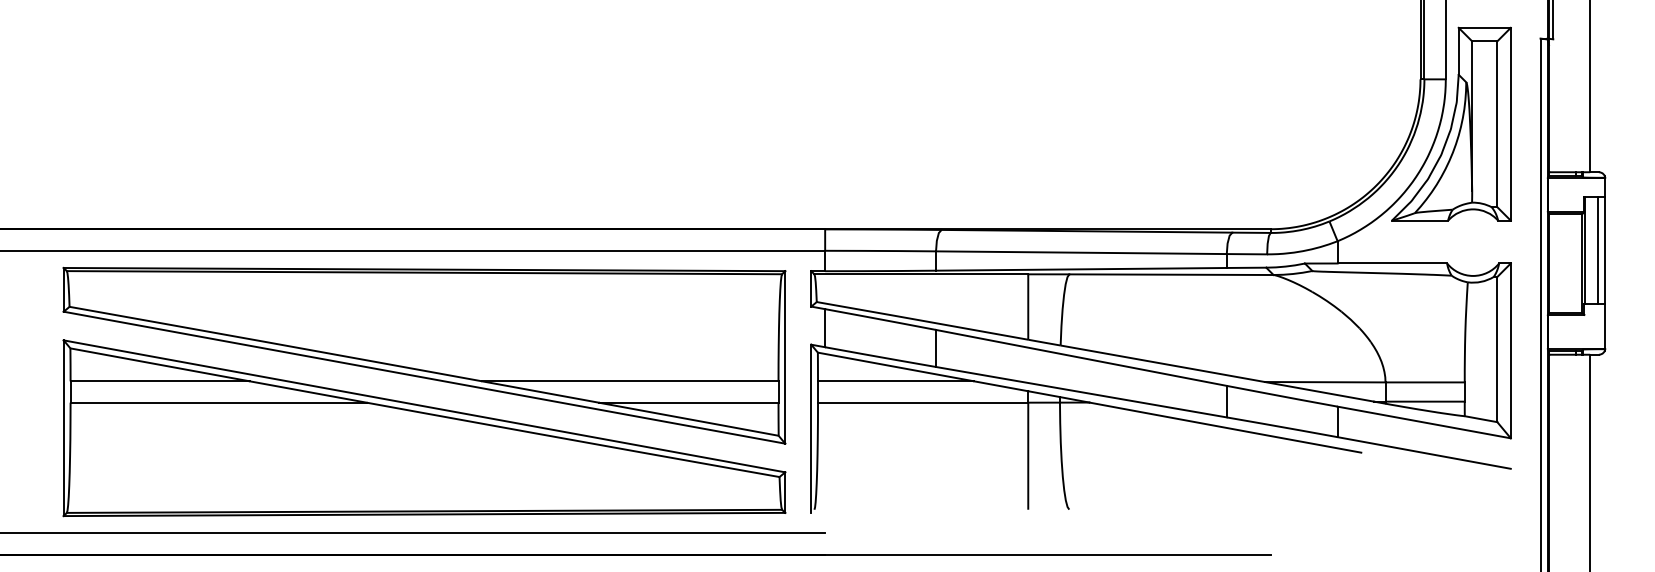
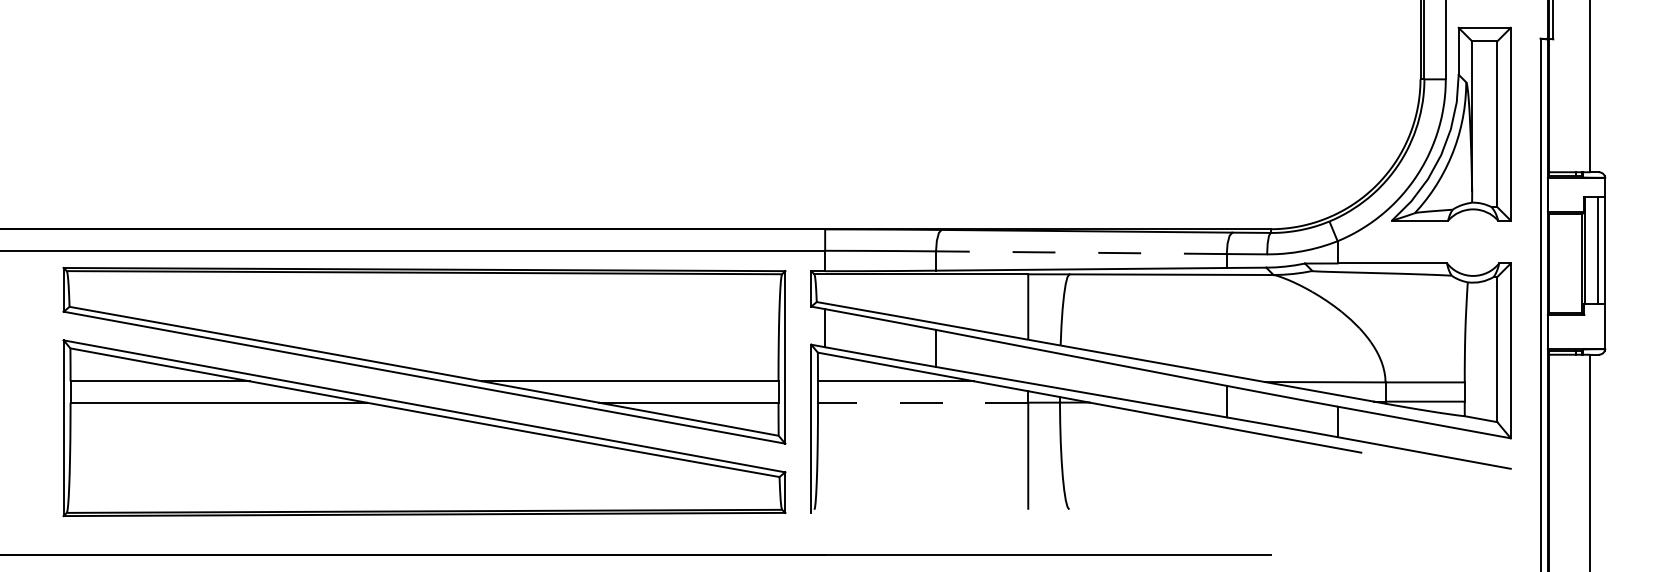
line: solid -> dashed (1080, 252)
line: solid -> dashed (922, 402)
line: present -> none (413, 533)
